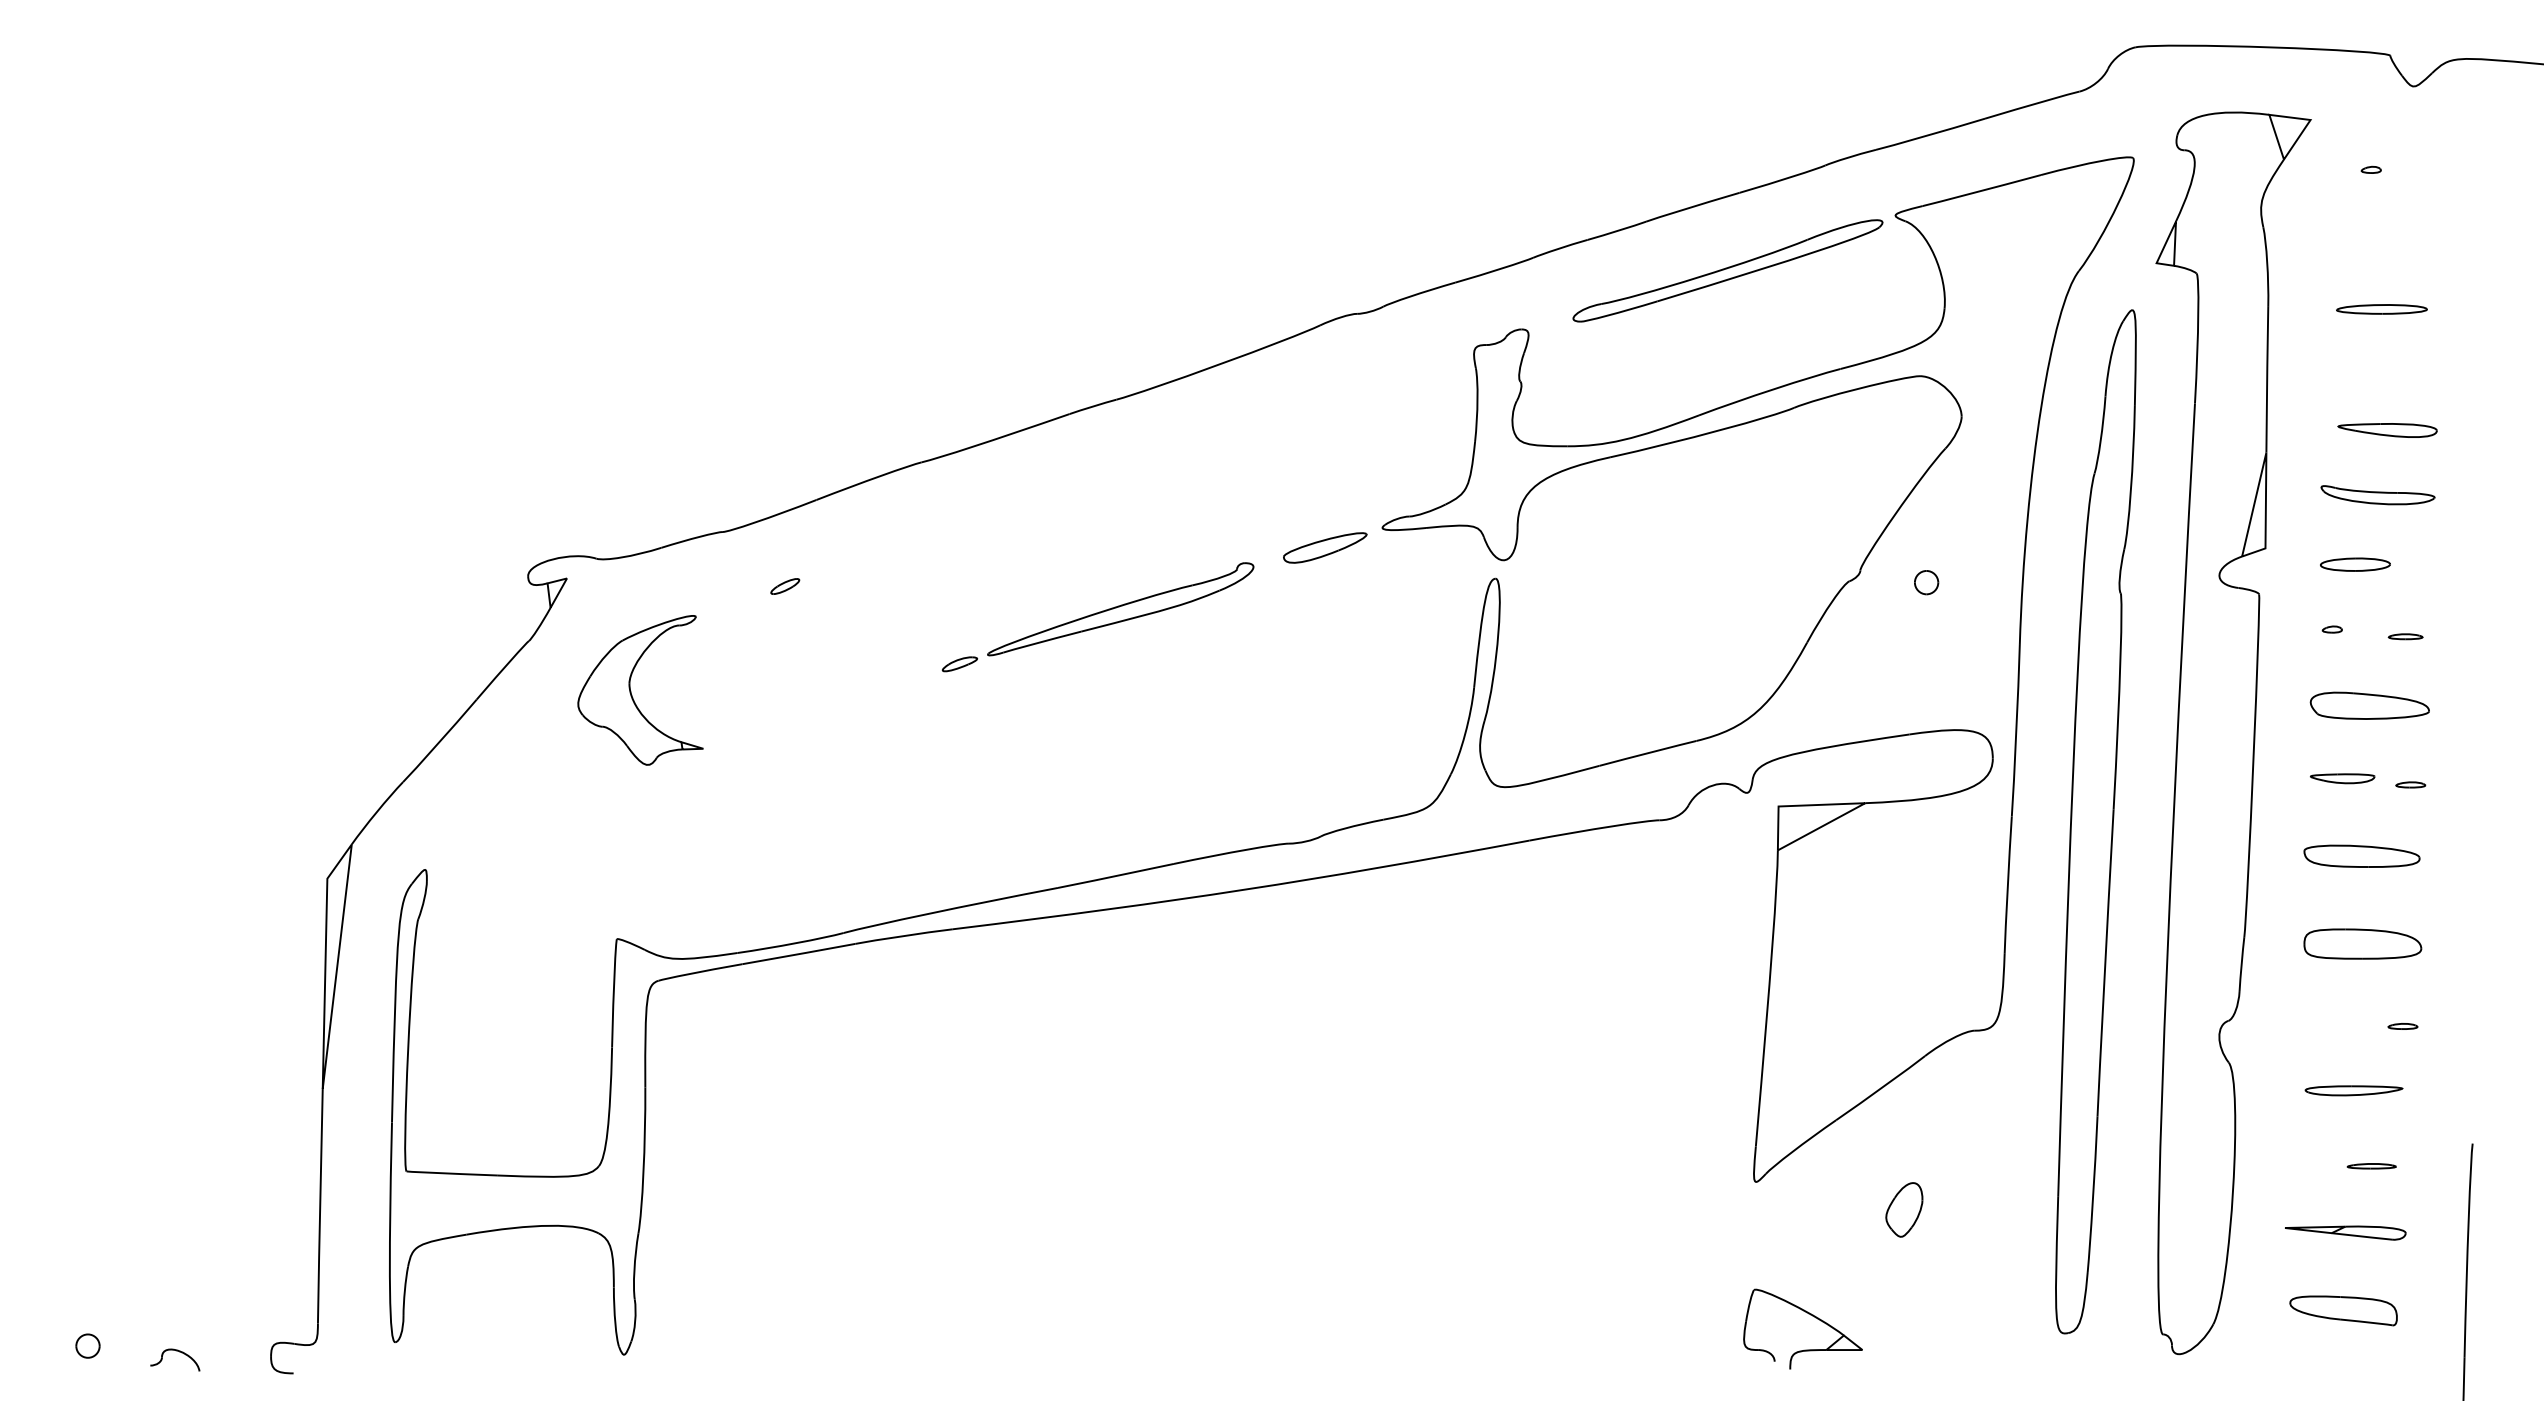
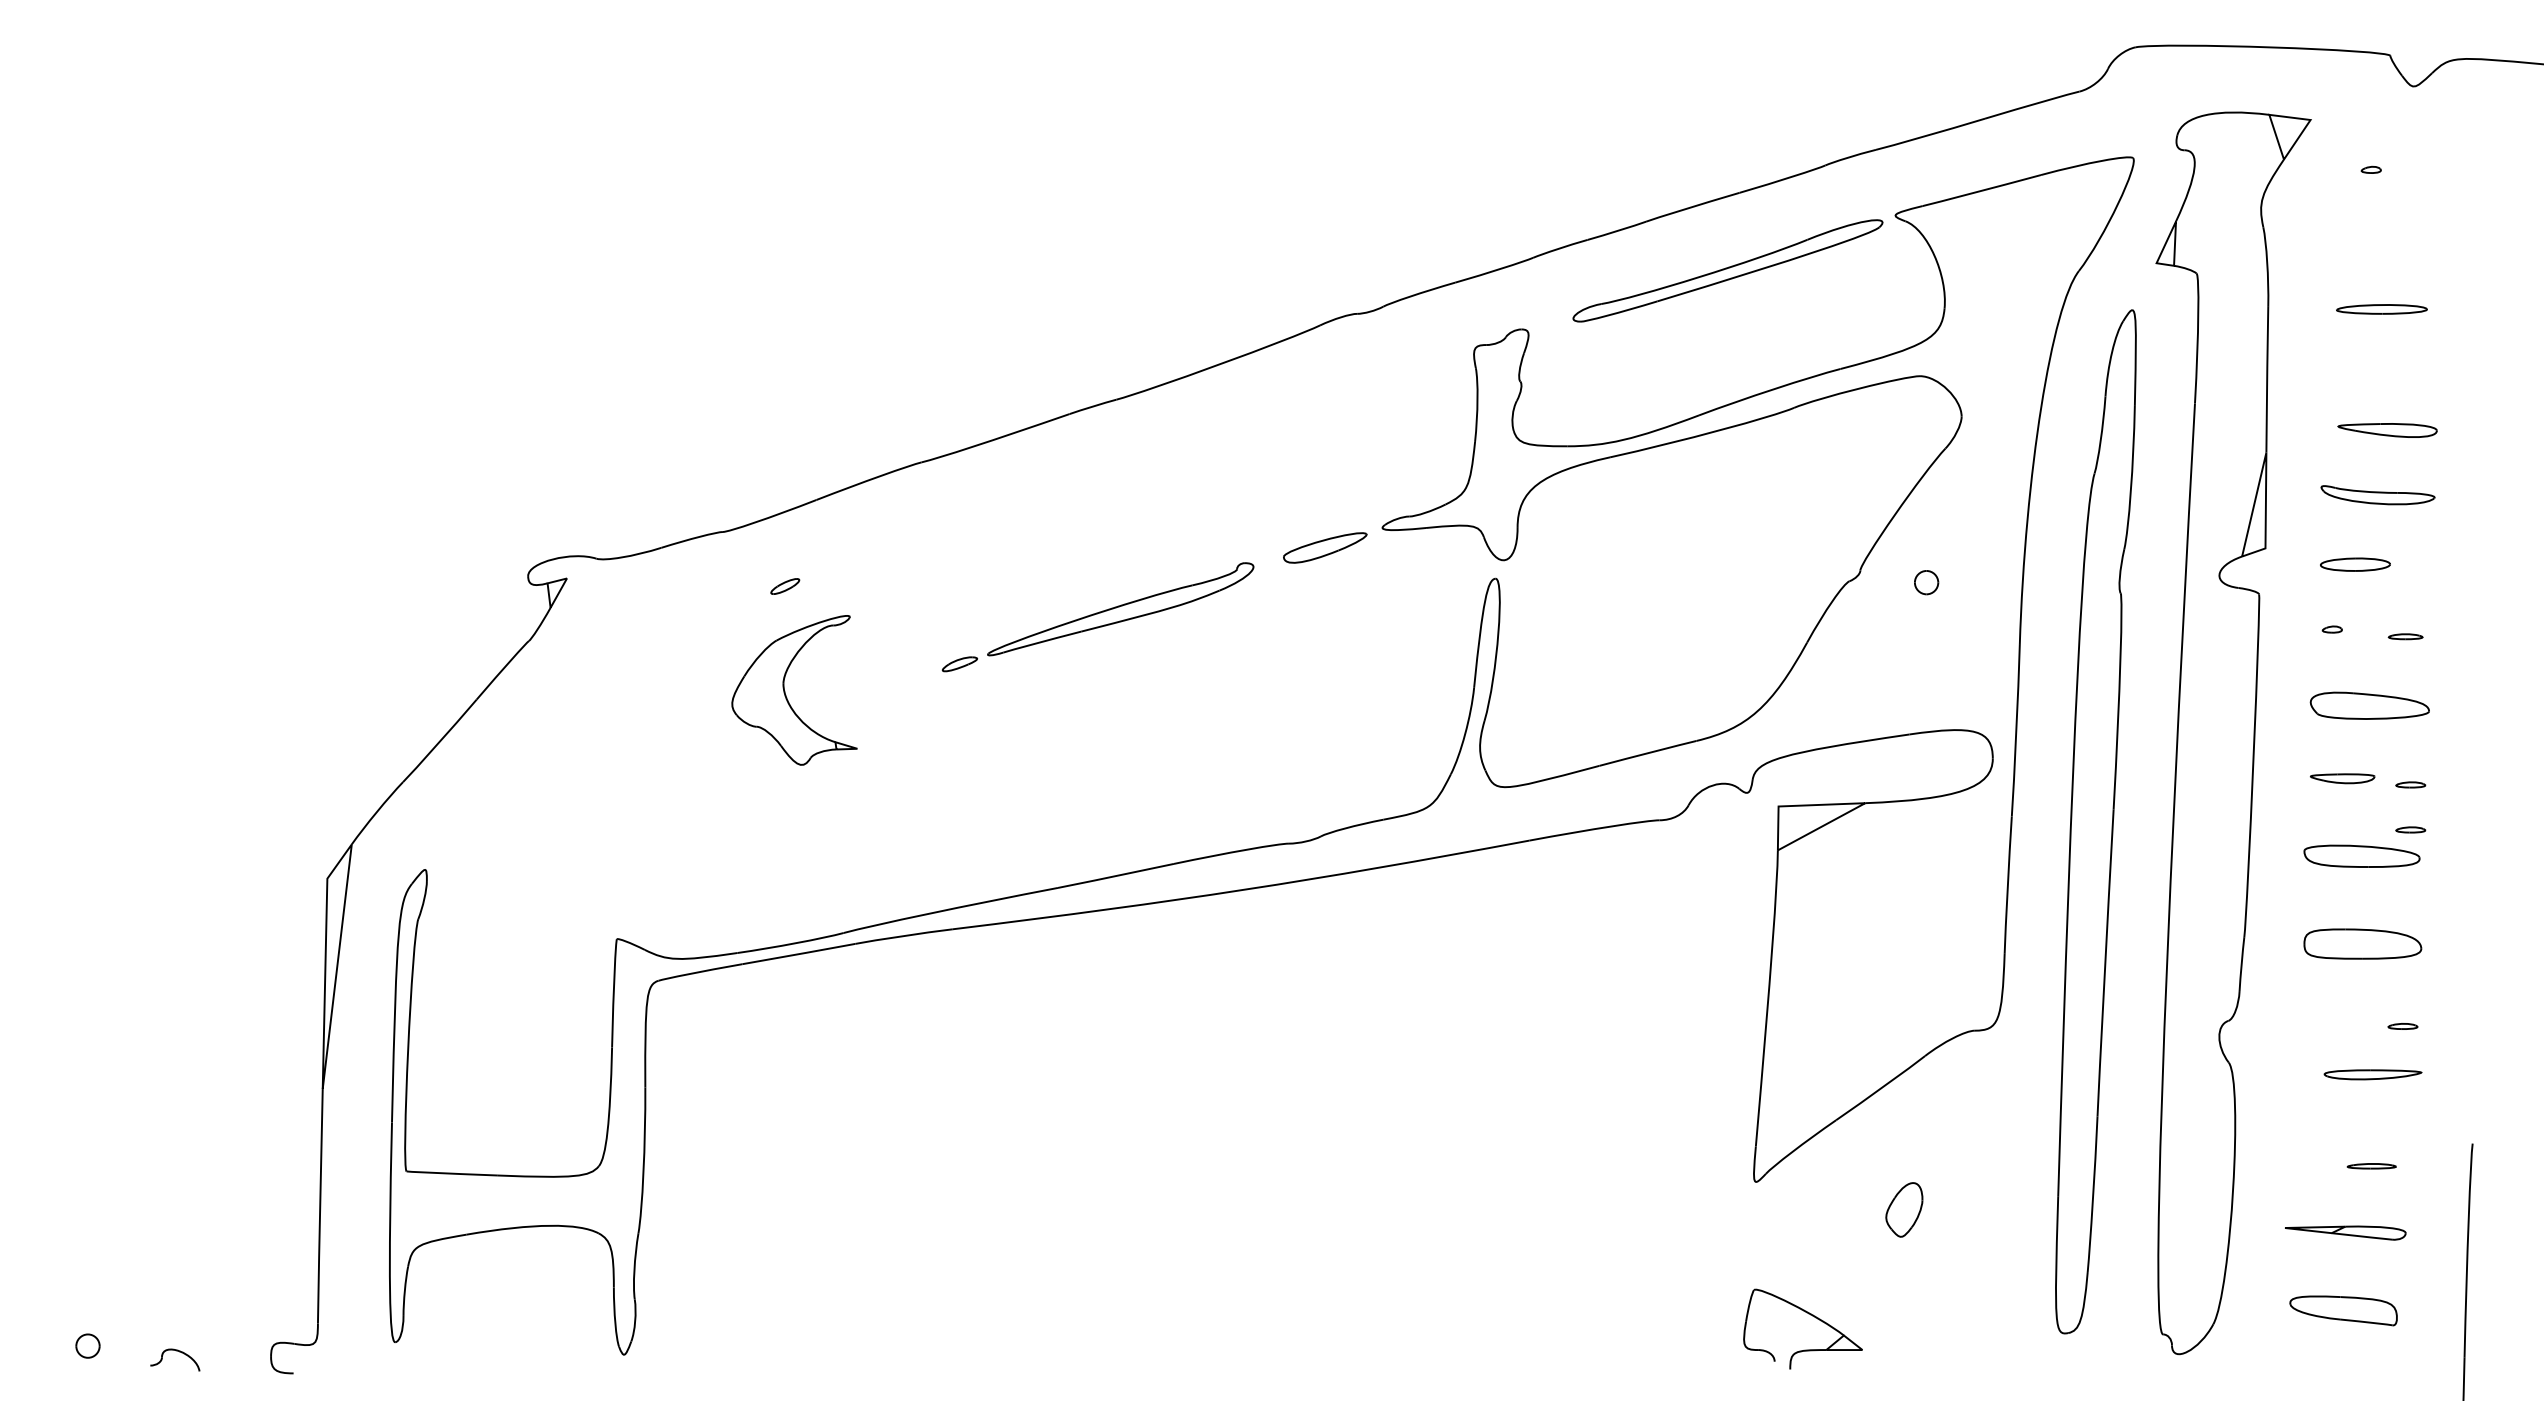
part position: (631, 691) -> (785, 691) (785, 691)
part: none -> present (2410, 829)
part position: (2353, 1090) -> (2372, 1074) (2372, 1074)
